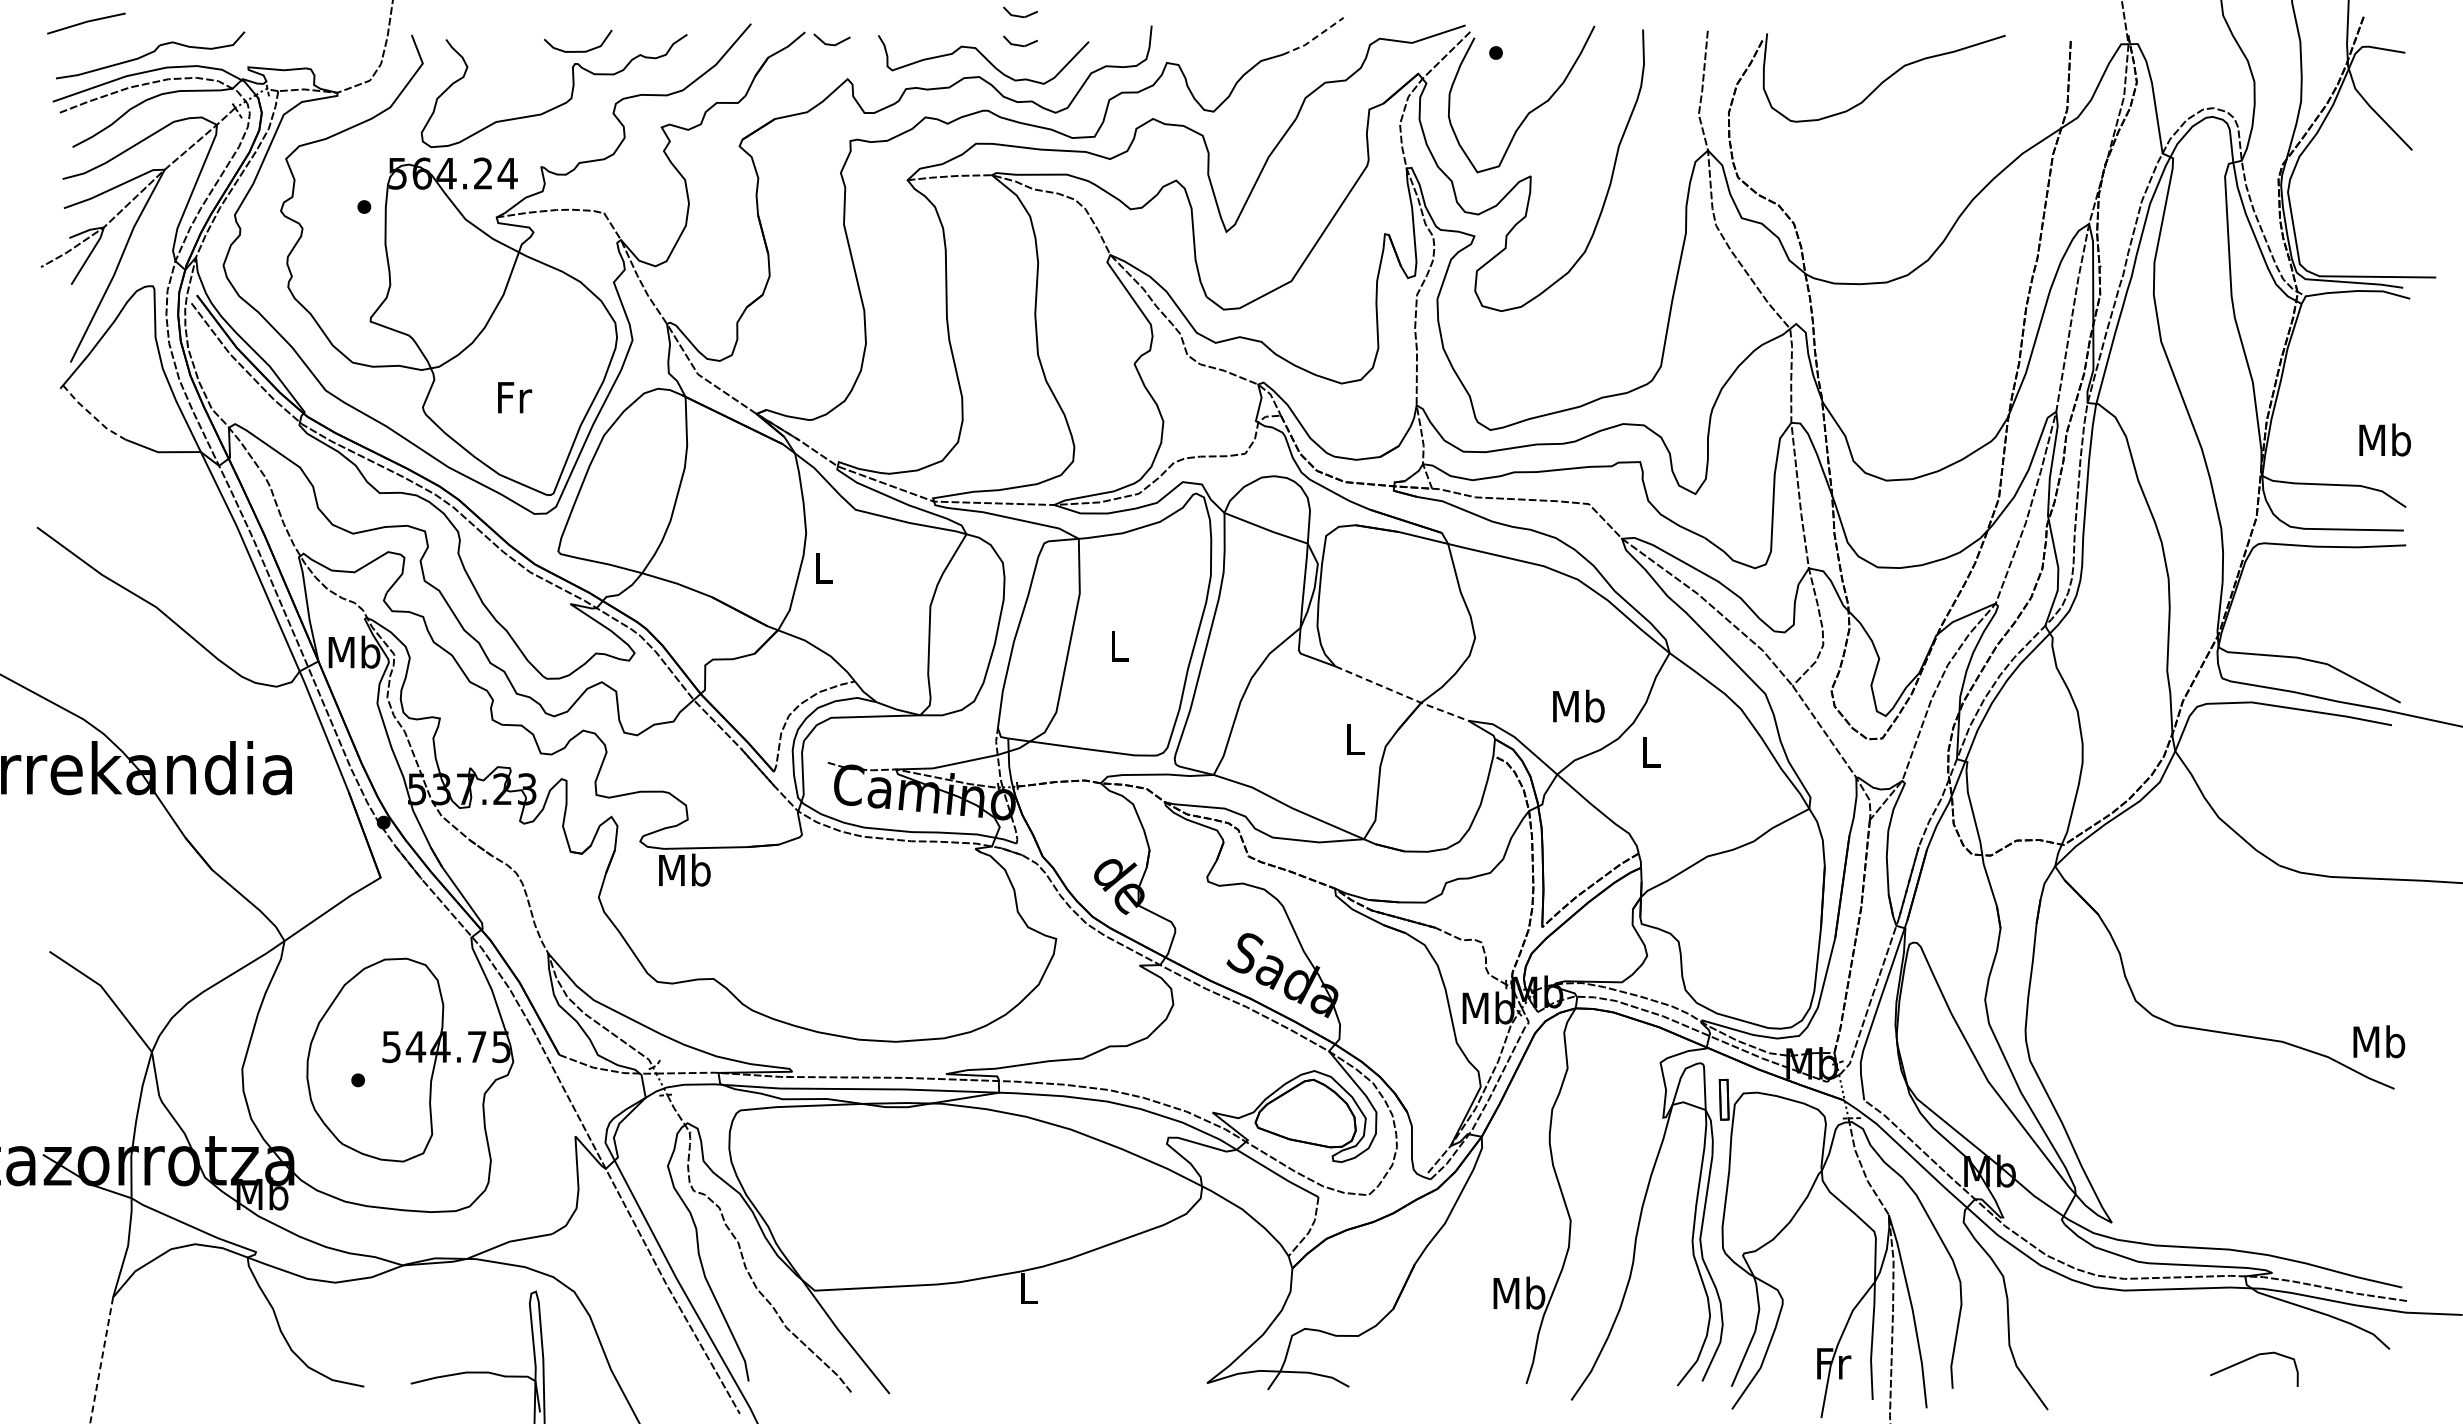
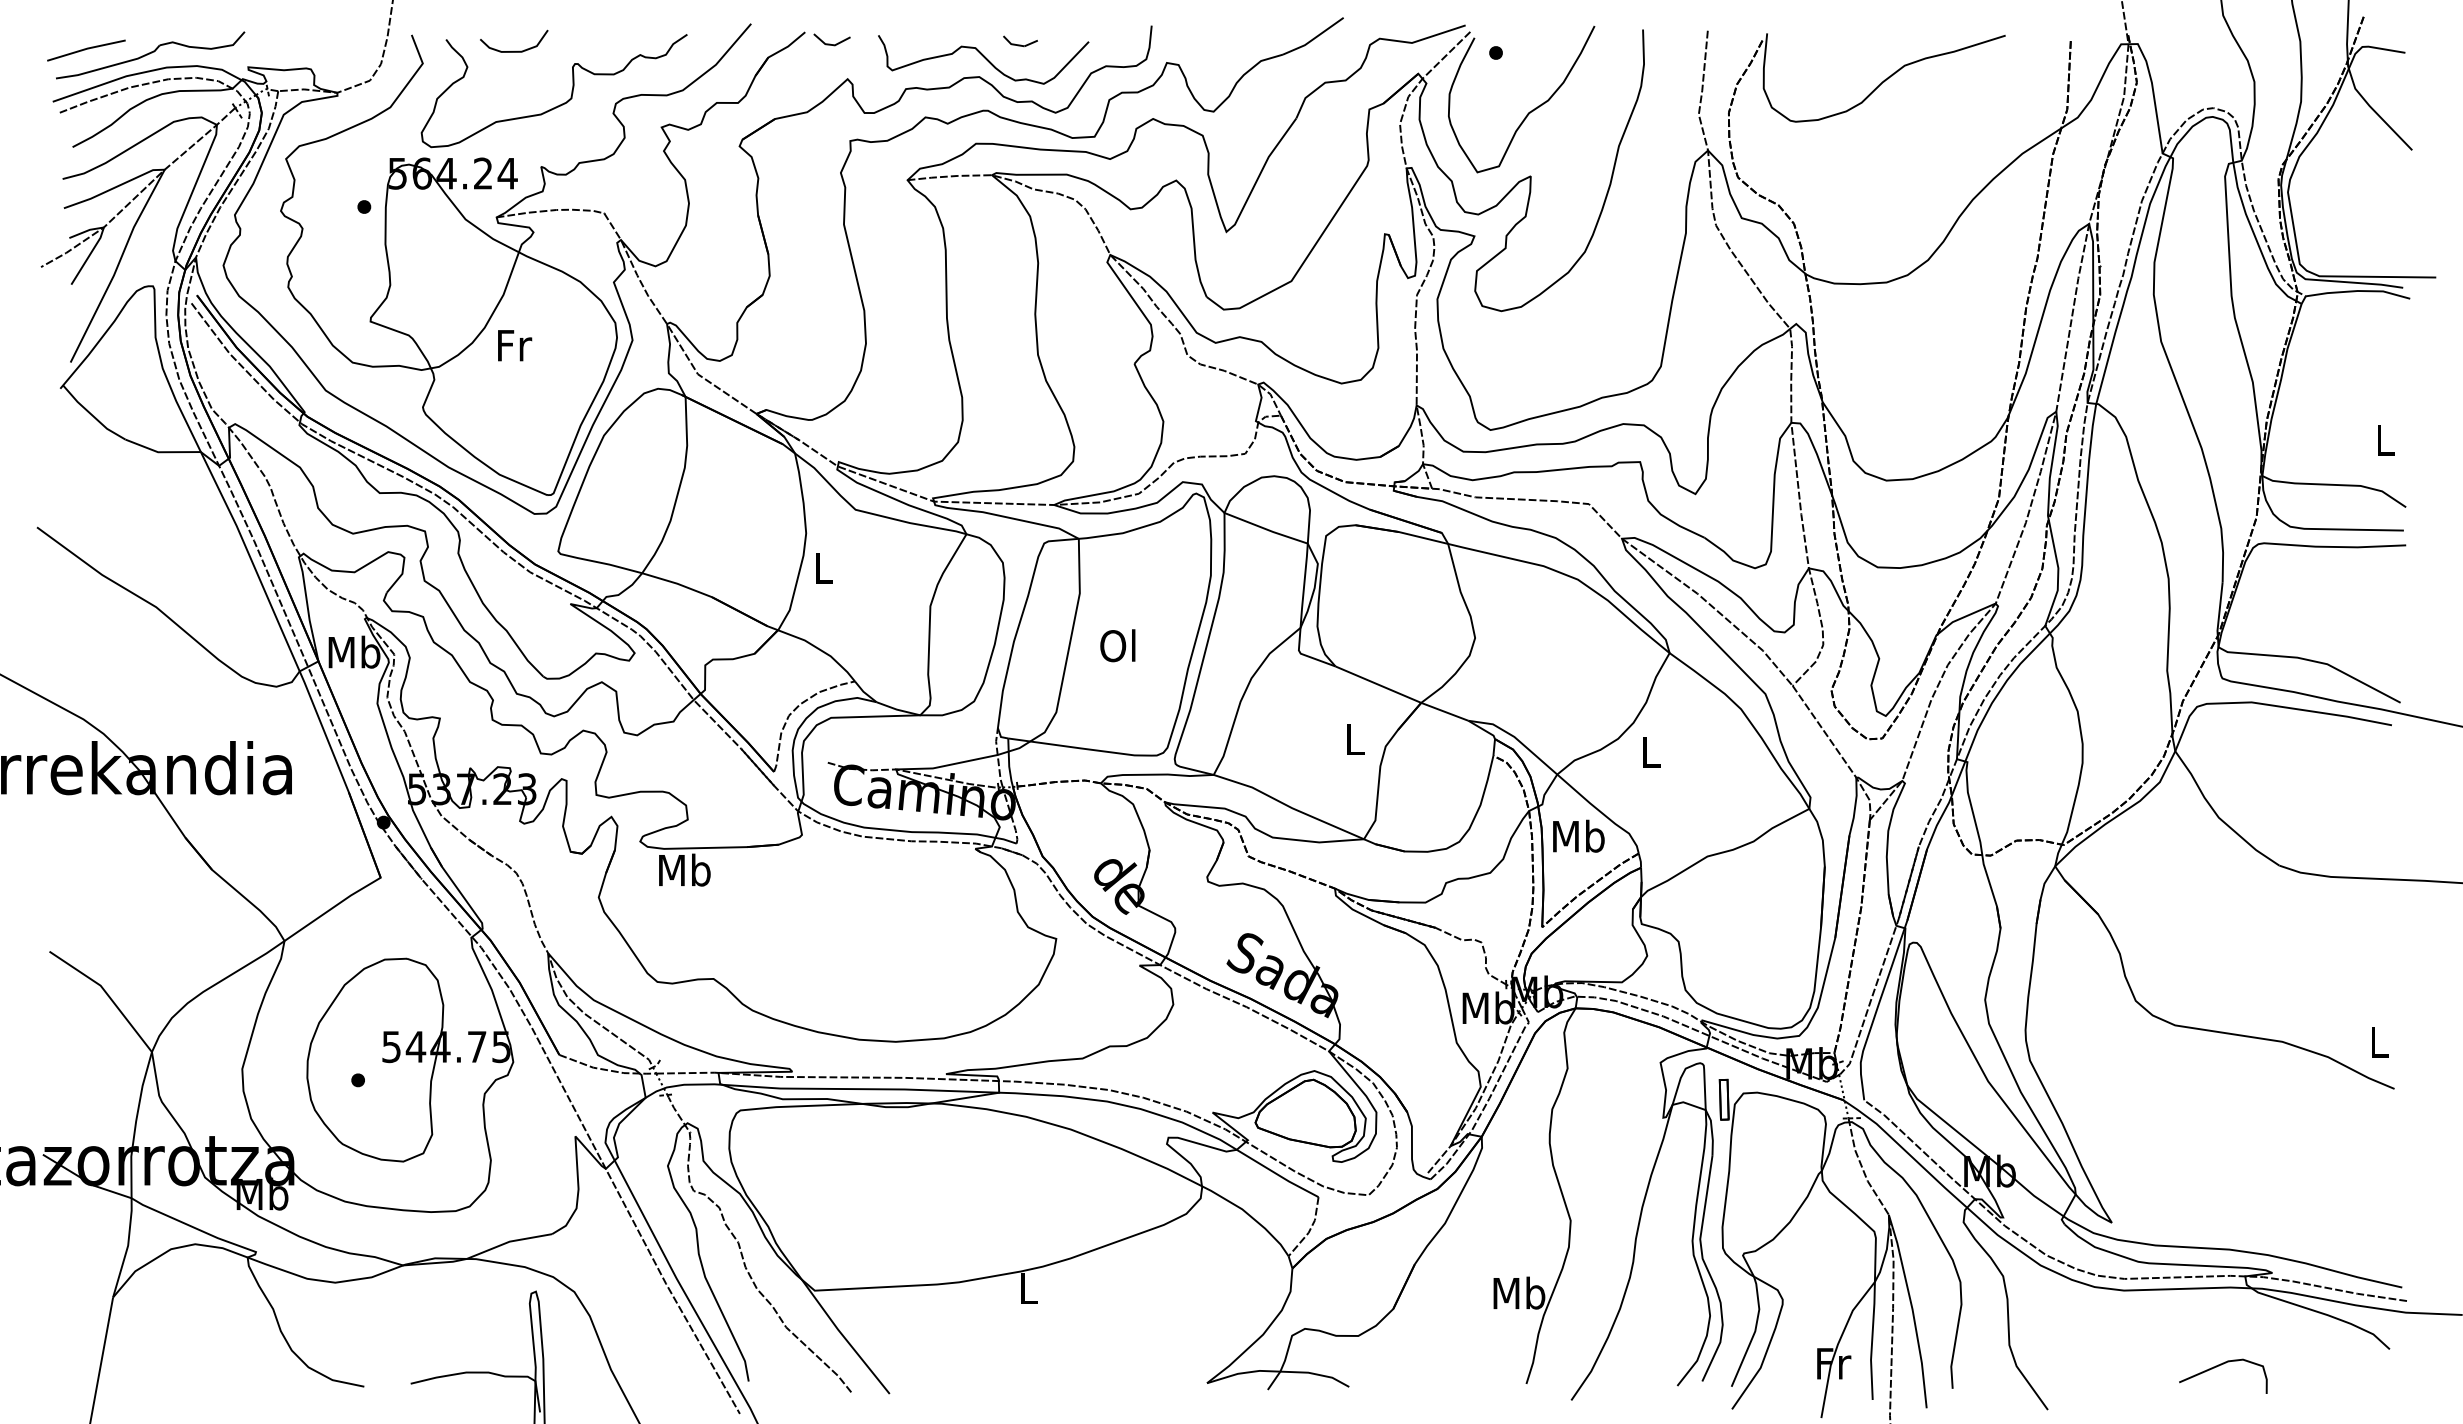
part: present -> none (1020, 12)
line position: (86, 22) -> (86, 49) (86, 49)
line: dashed -> solid (1314, 38)
curve position: (579, 50) -> (515, 50) (515, 50)
text position: (515, 397) -> (515, 345) (515, 345)
line: dashed -> solid (92, 415)
text: Mb -> L (2385, 439)
text: L -> Ol (1117, 645)
line: dashed -> solid (1402, 694)
text position: (1578, 705) -> (1578, 835) (1578, 835)
text: Mb -> L (2379, 1041)
curve position: (2250, 1359) -> (2219, 1366) (2219, 1366)
line: dashed -> solid (101, 1360)
